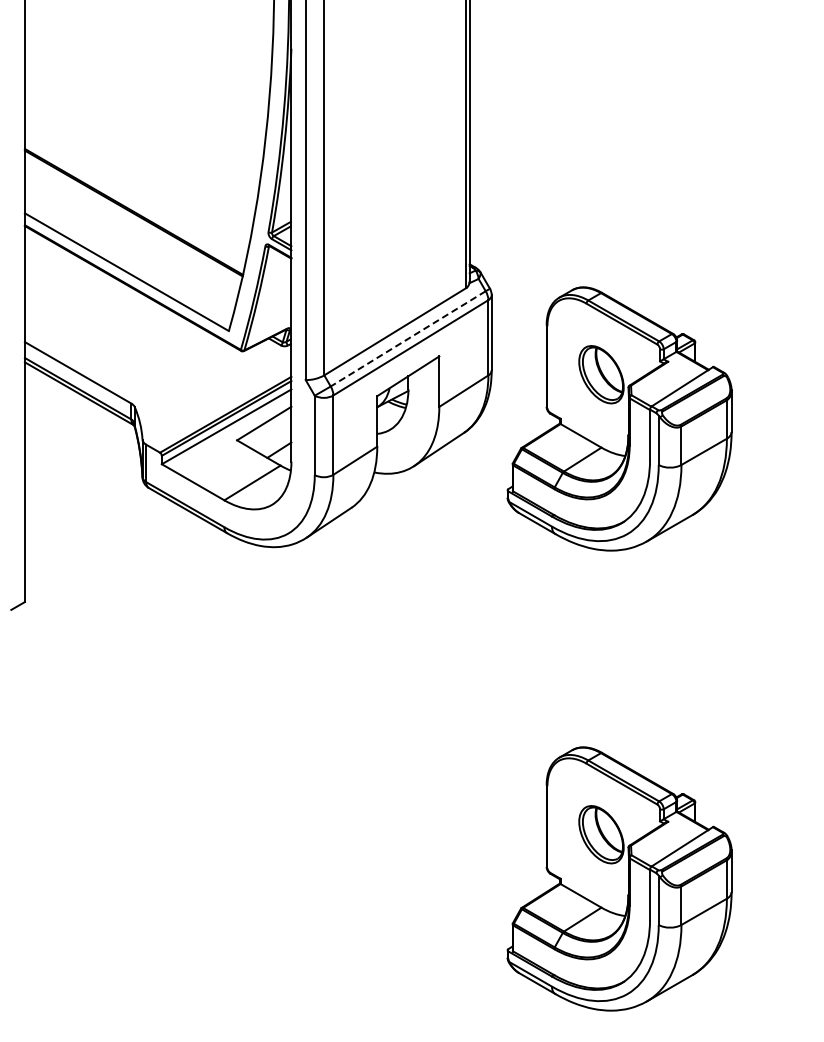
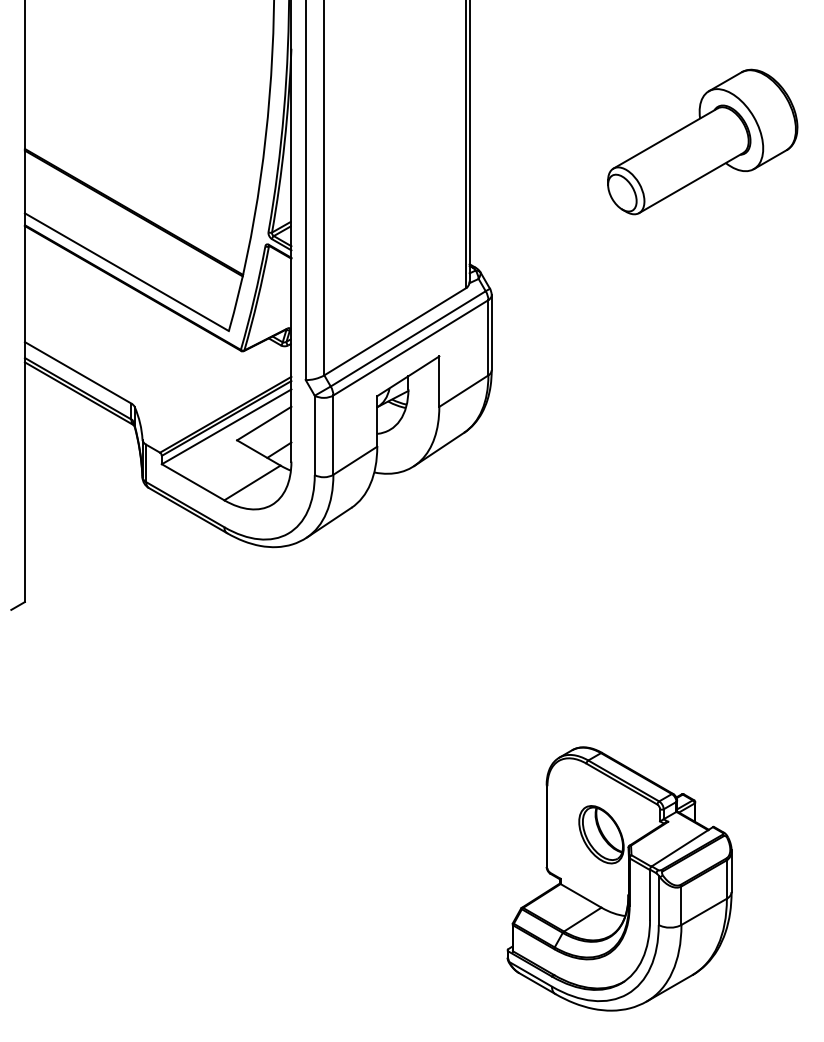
part: none -> present (702, 141)
line: dashed -> solid (408, 338)
part: present -> none (619, 418)
